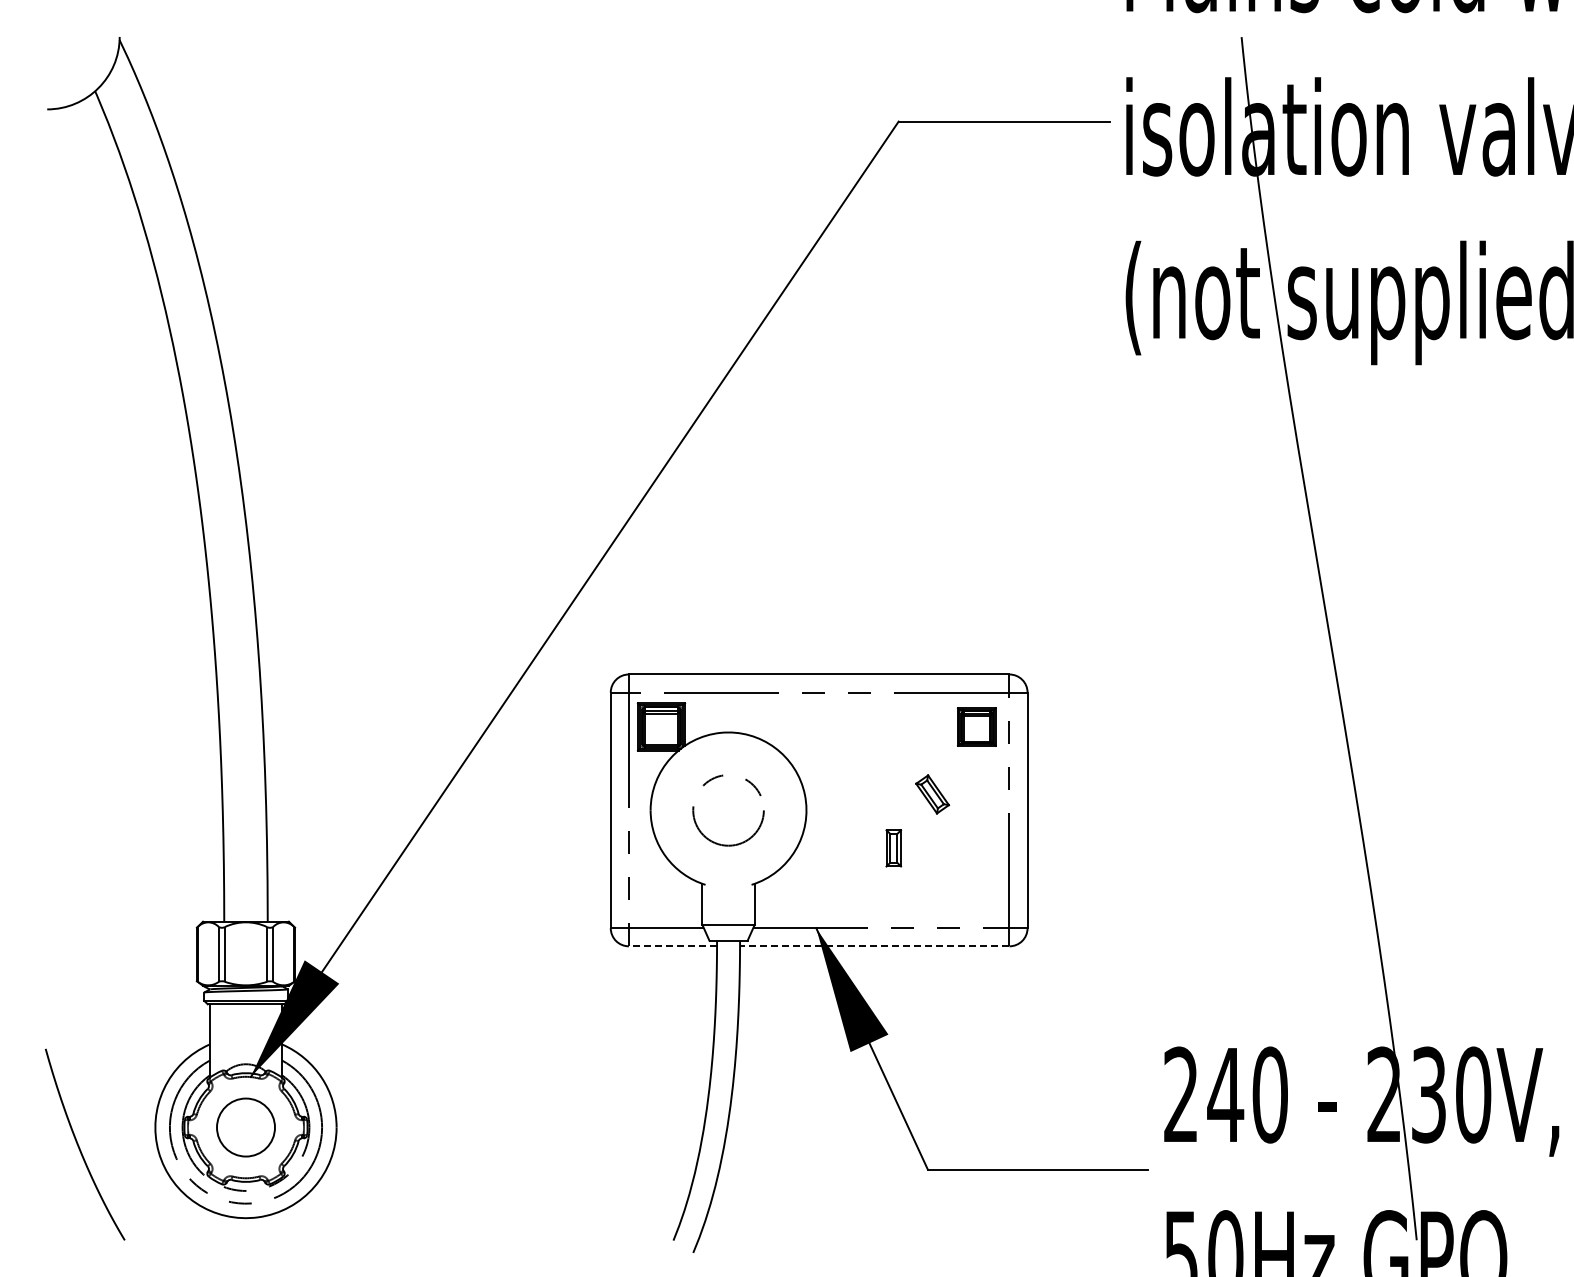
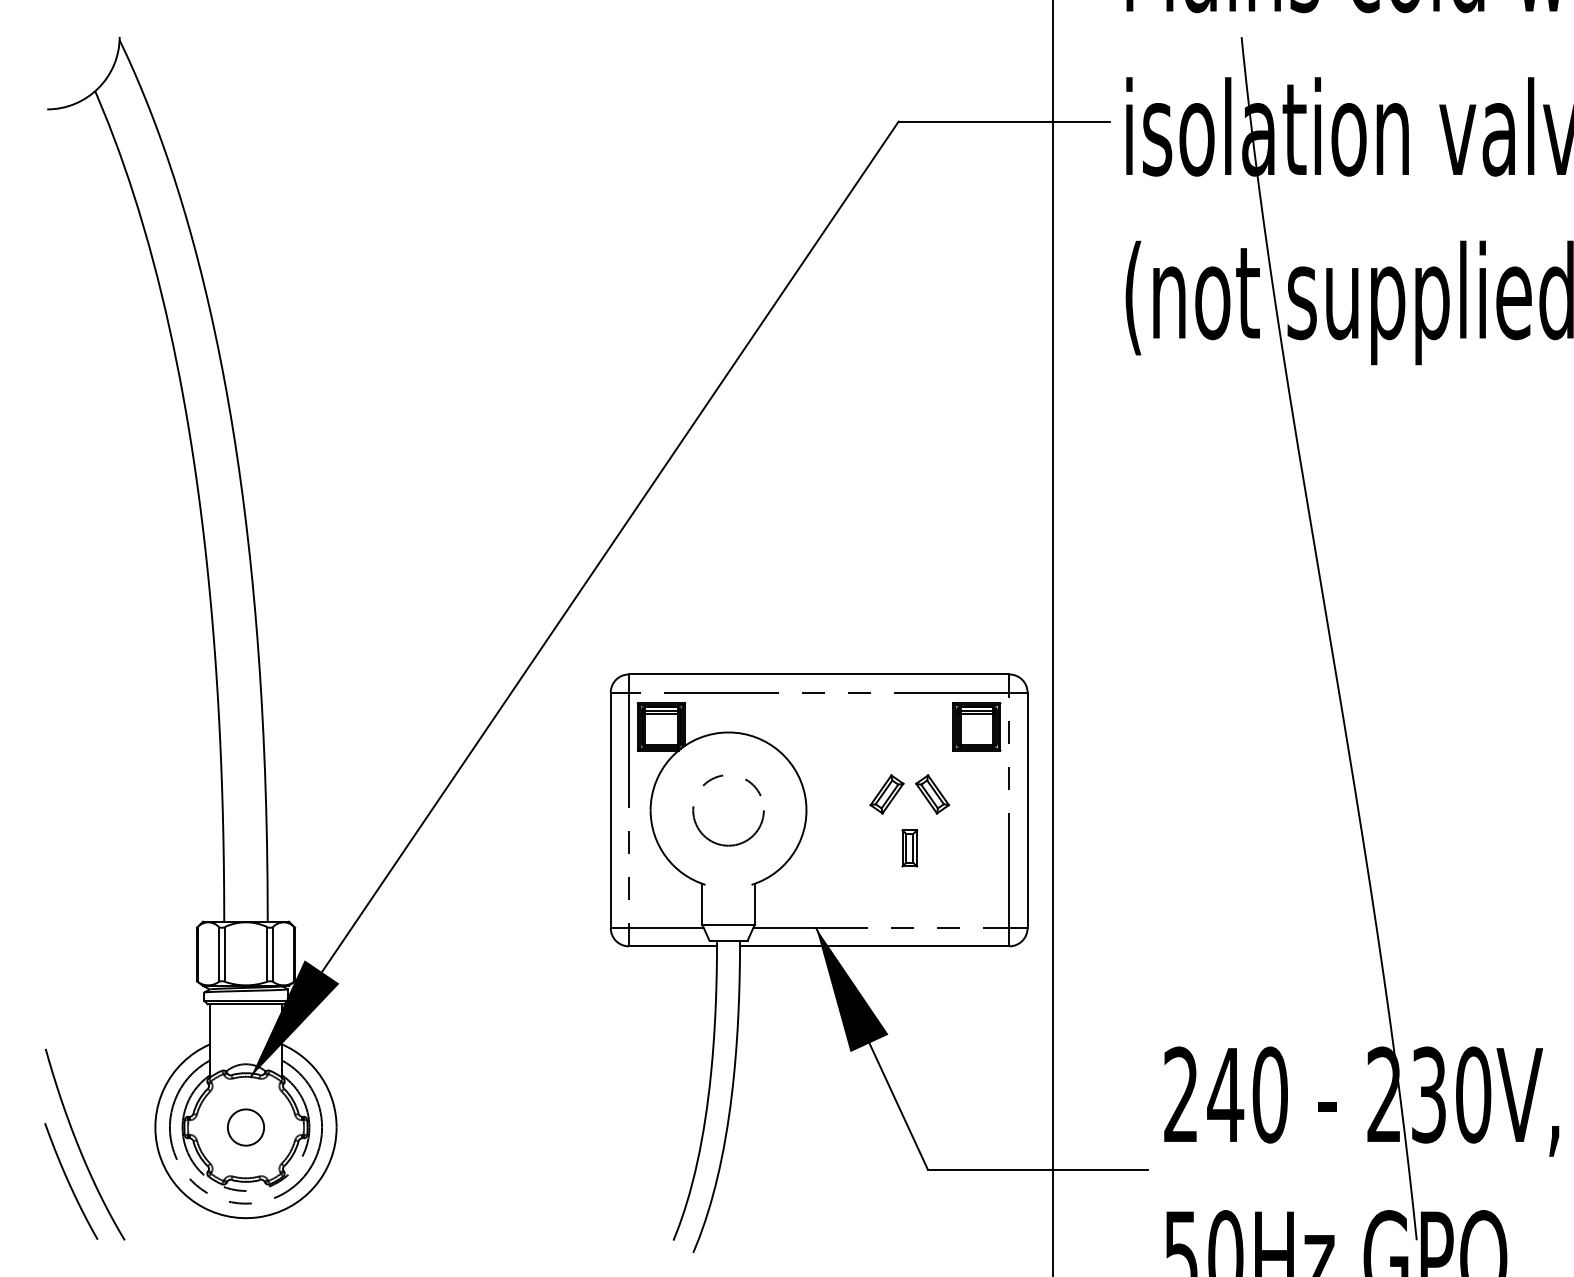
line: none -> present (1052, 637)
part size: 40x40 px -> 50x50 px (976, 726)
part: none -> present (886, 794)
part position: (893, 848) -> (909, 848) (909, 848)
line: dashed -> solid (672, 946)
line: dashed -> solid (874, 946)
circle diameter: 58 px -> 36 px (245, 1127)
curve: none -> present (69, 1181)
